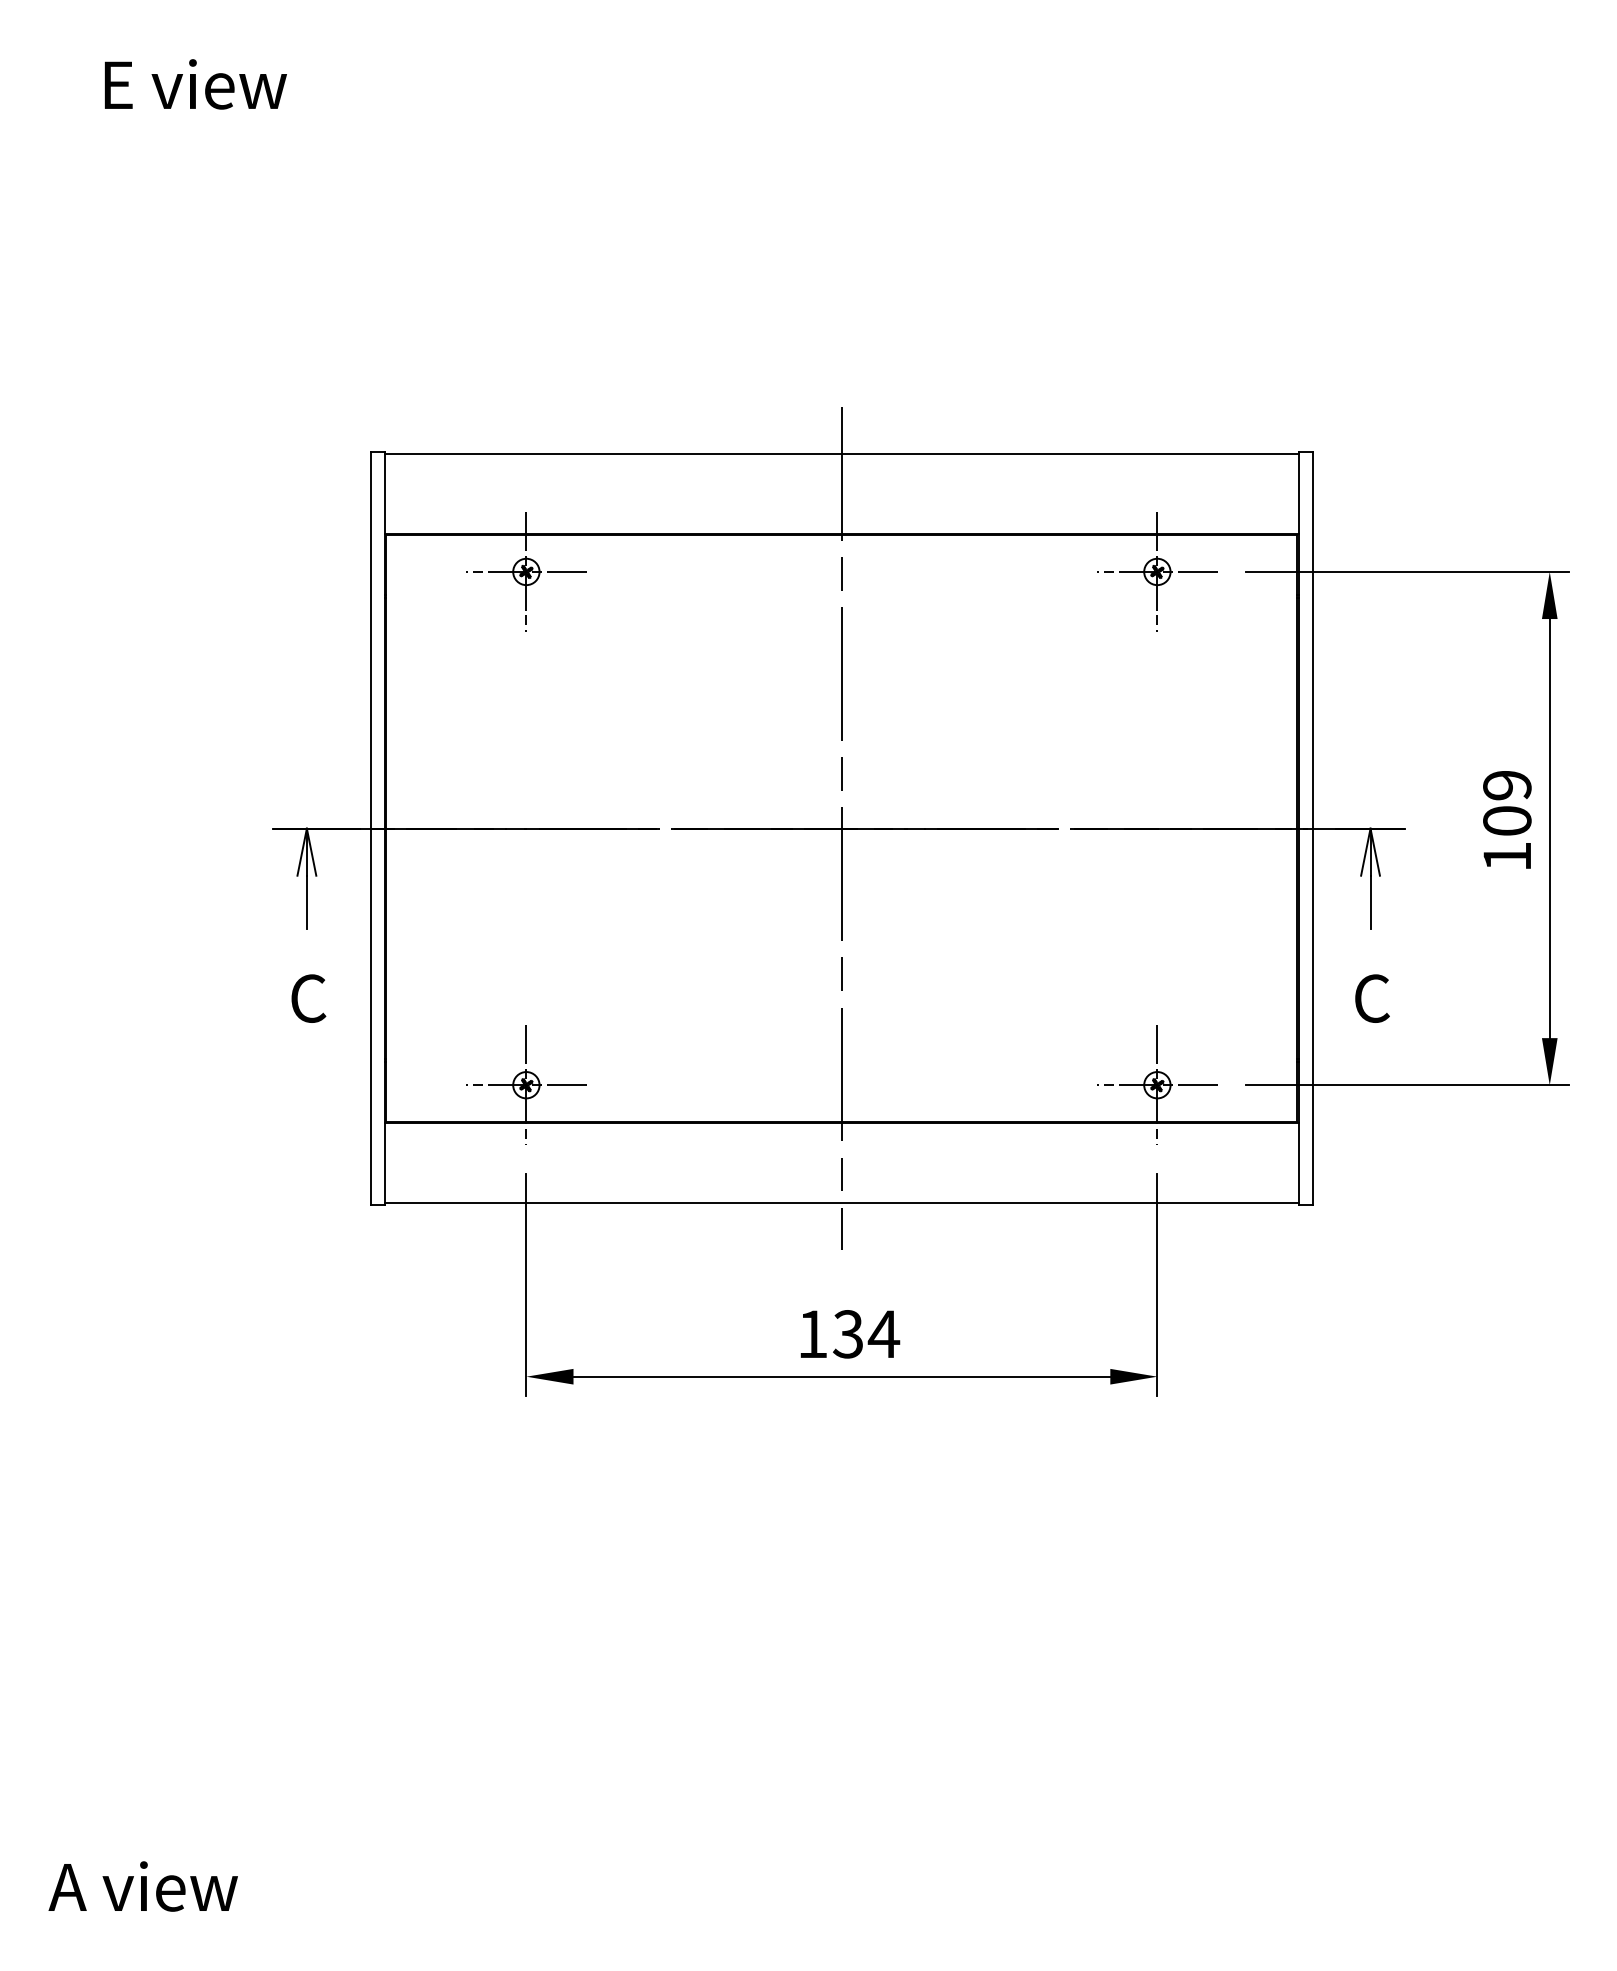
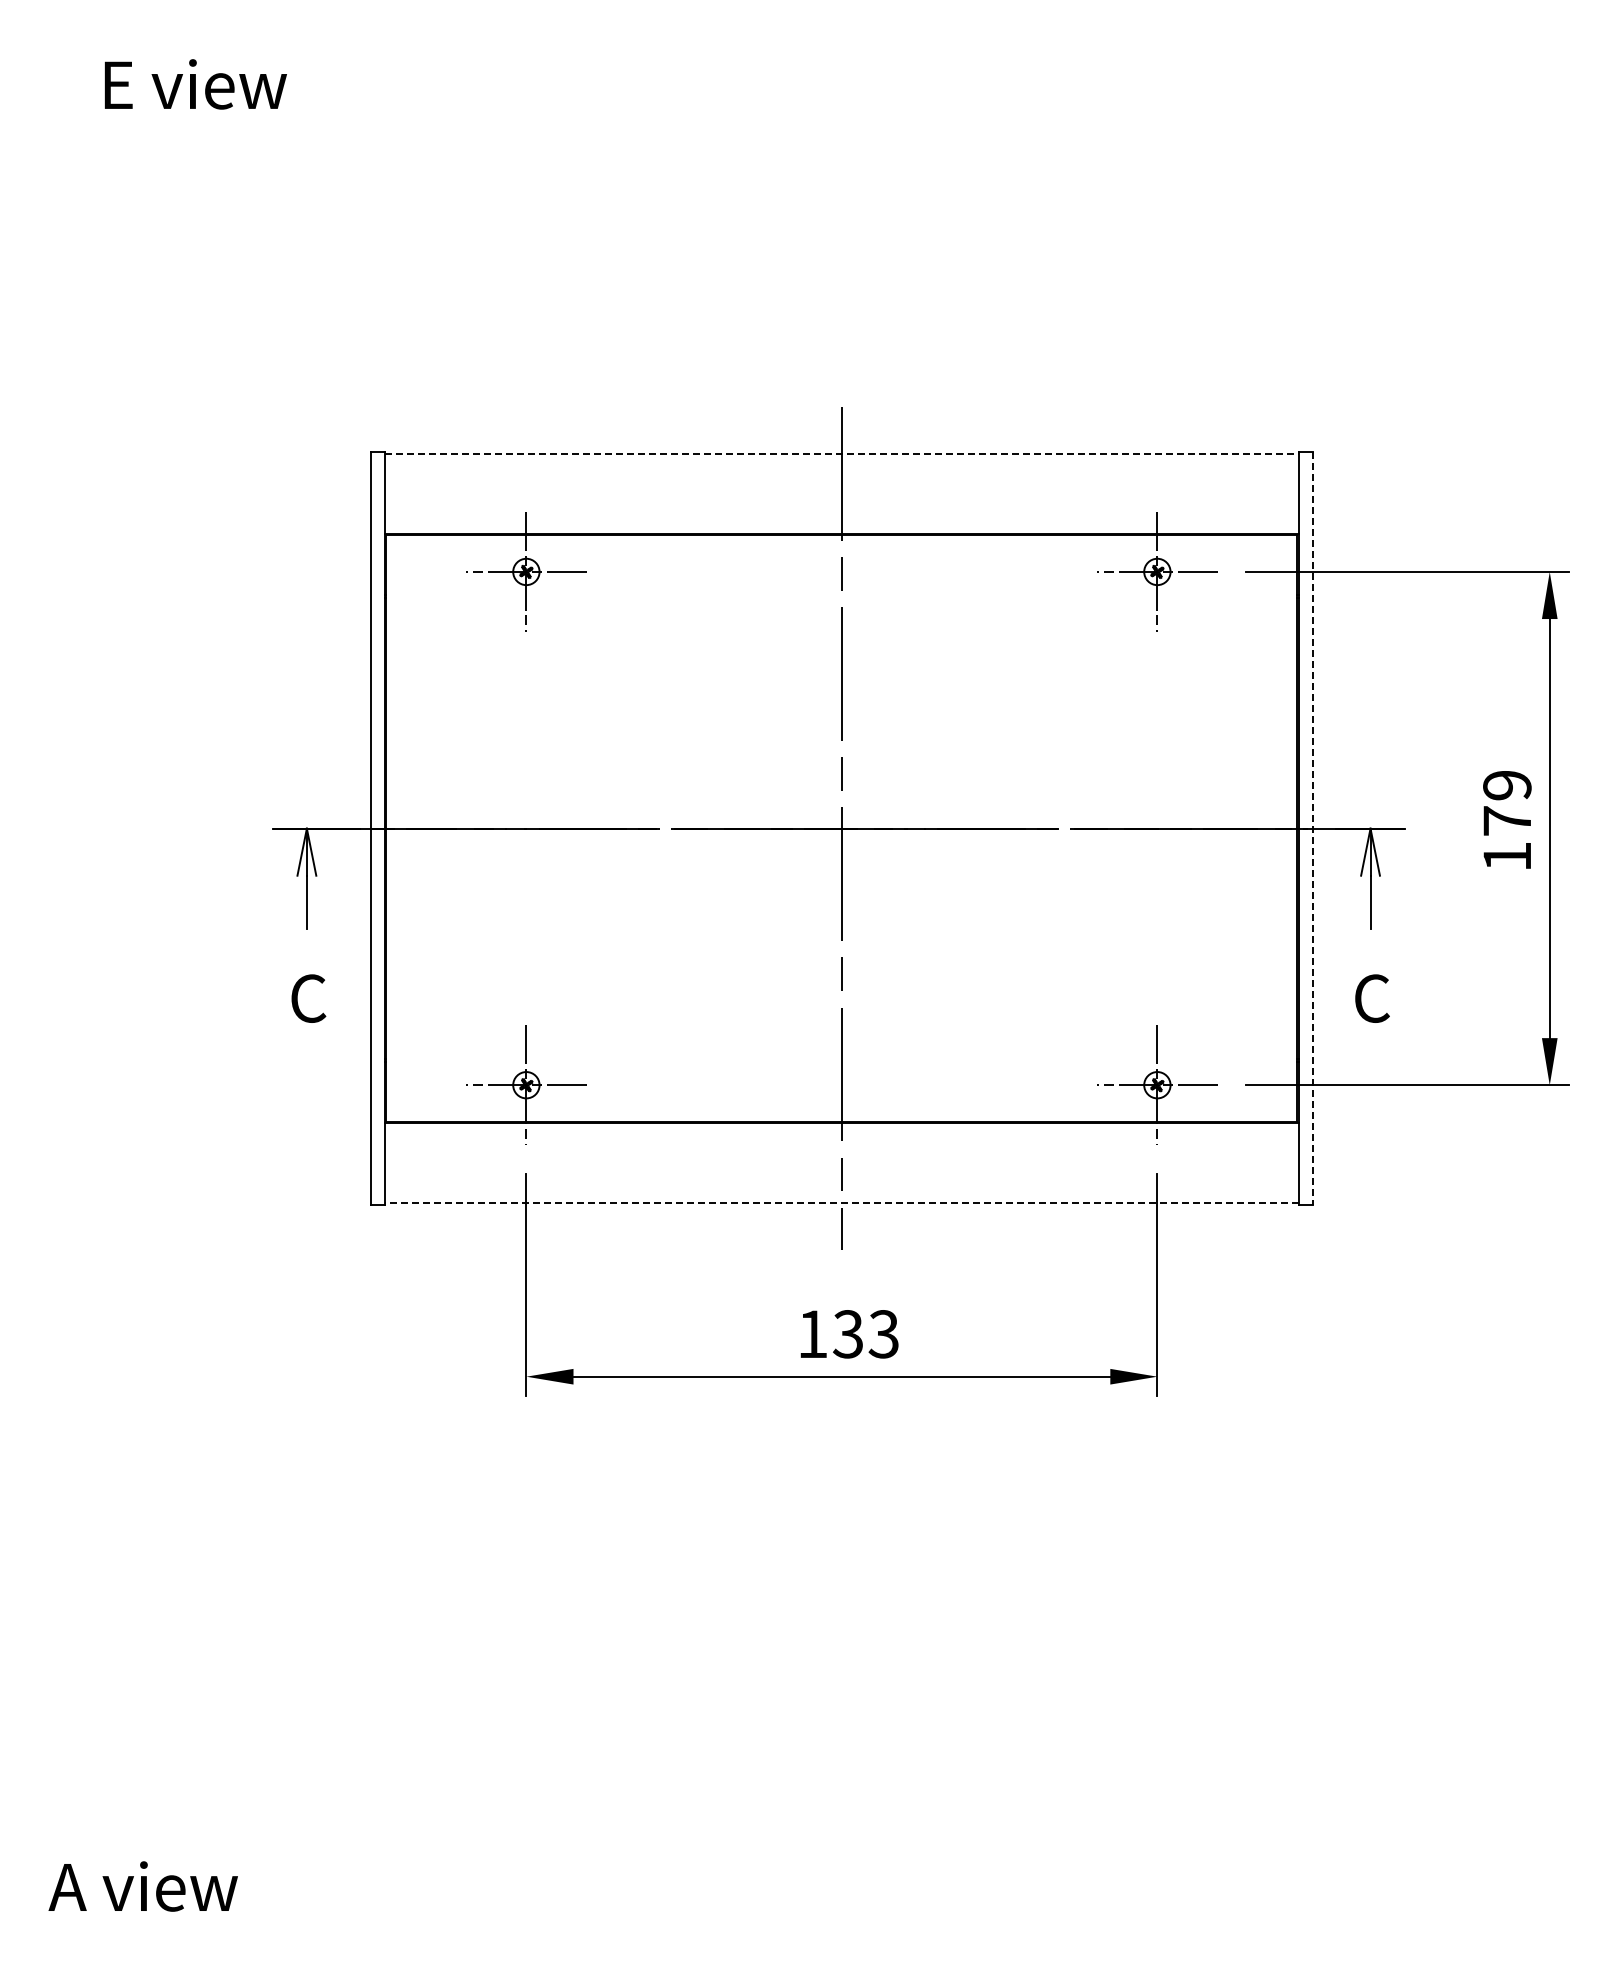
line: solid -> dashed (841, 454)
text: 109 -> 179 (1507, 820)
line: solid -> dashed (1312, 828)
line: solid -> dashed (841, 1202)
text: 134 -> 133 (883, 1334)
